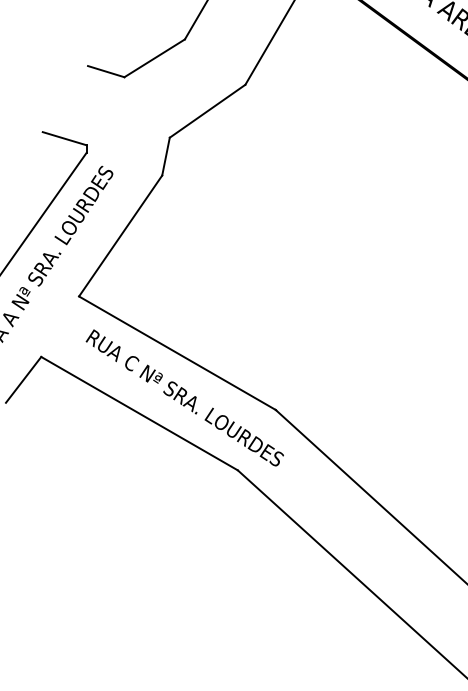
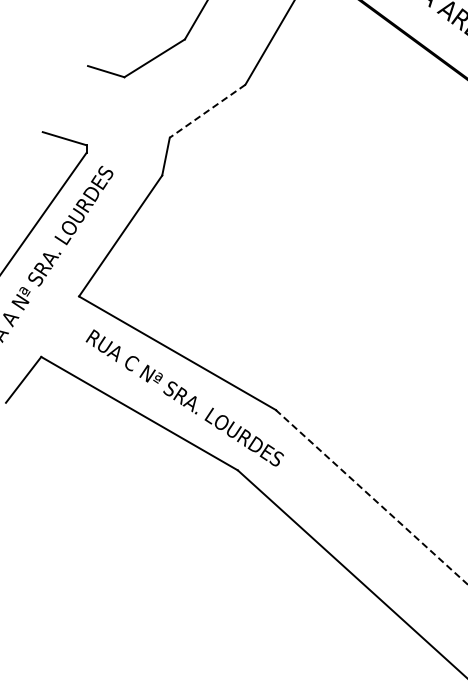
line: solid -> dashed (207, 111)
line: solid -> dashed (371, 497)
